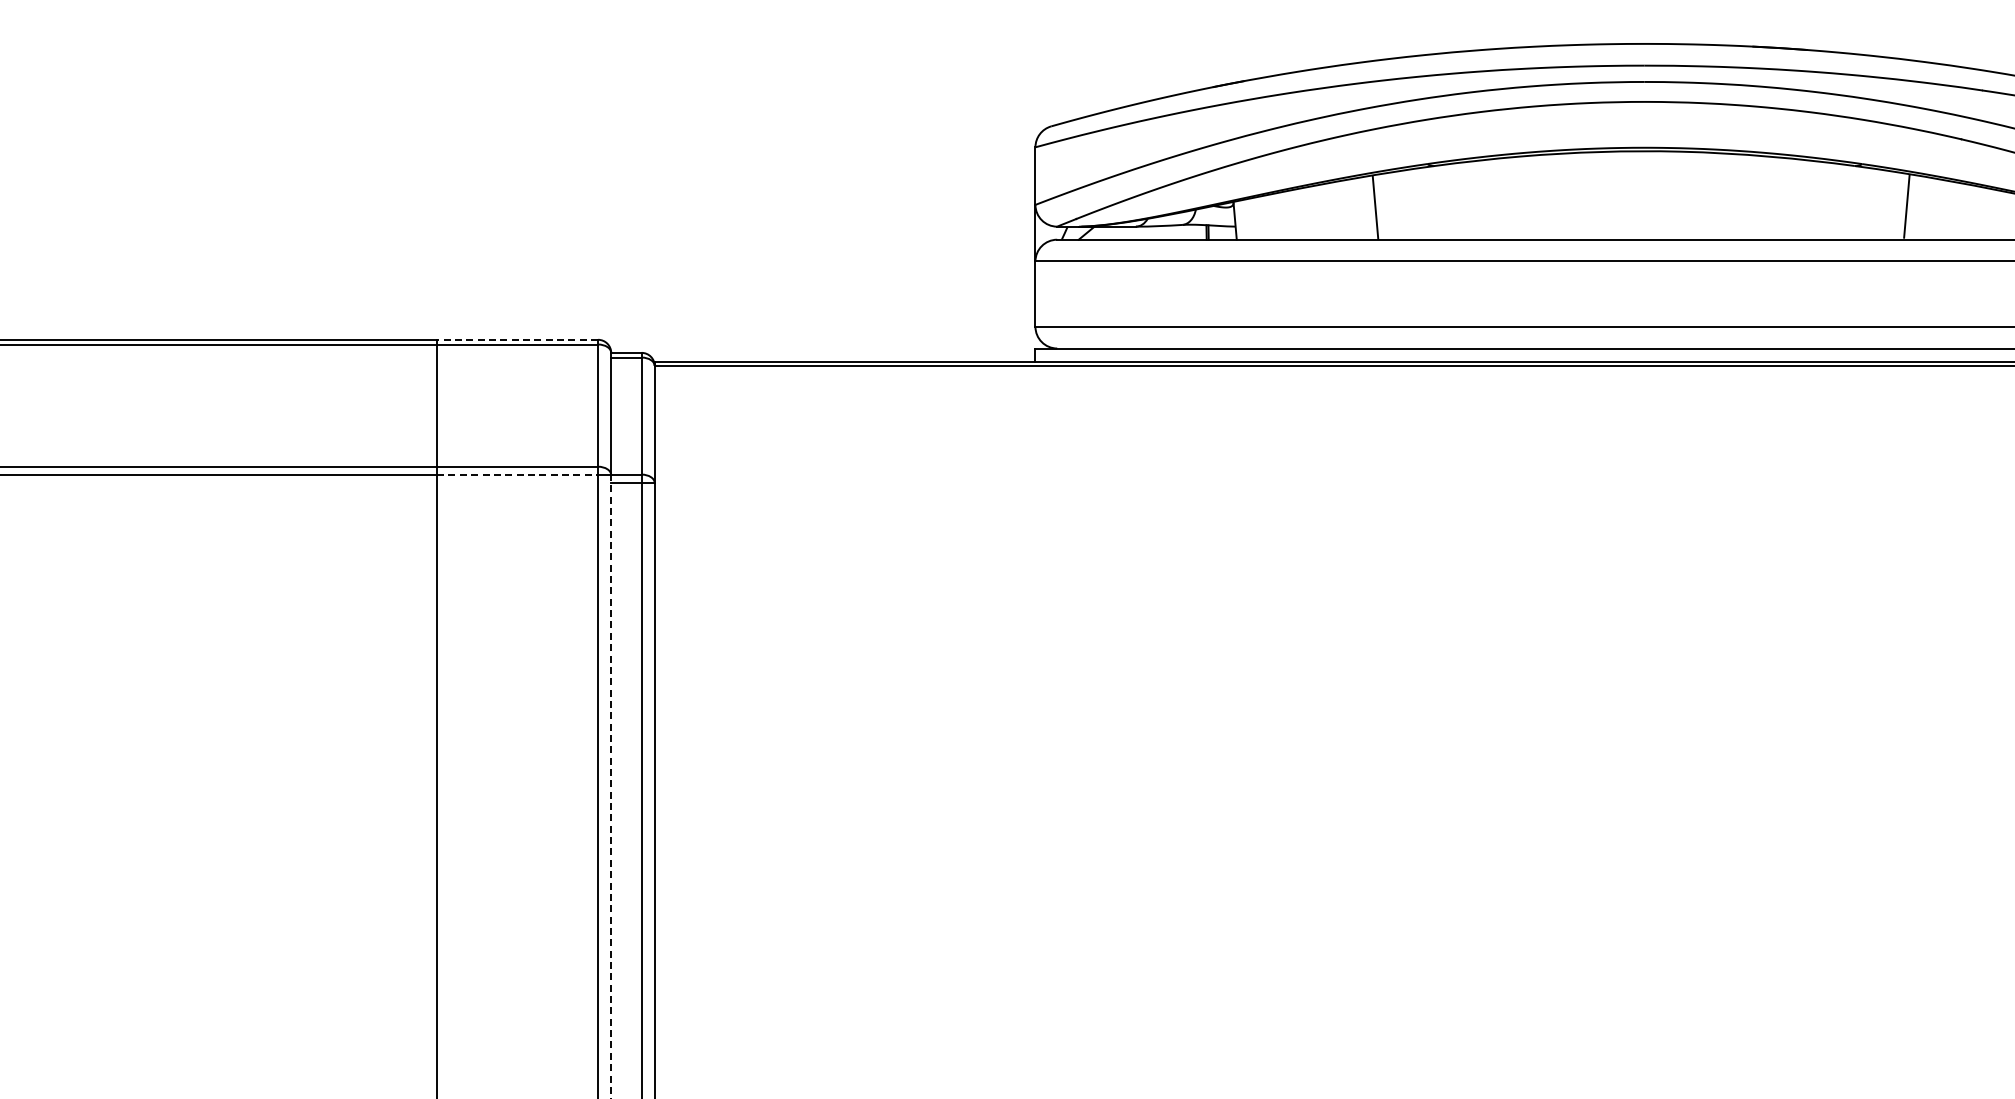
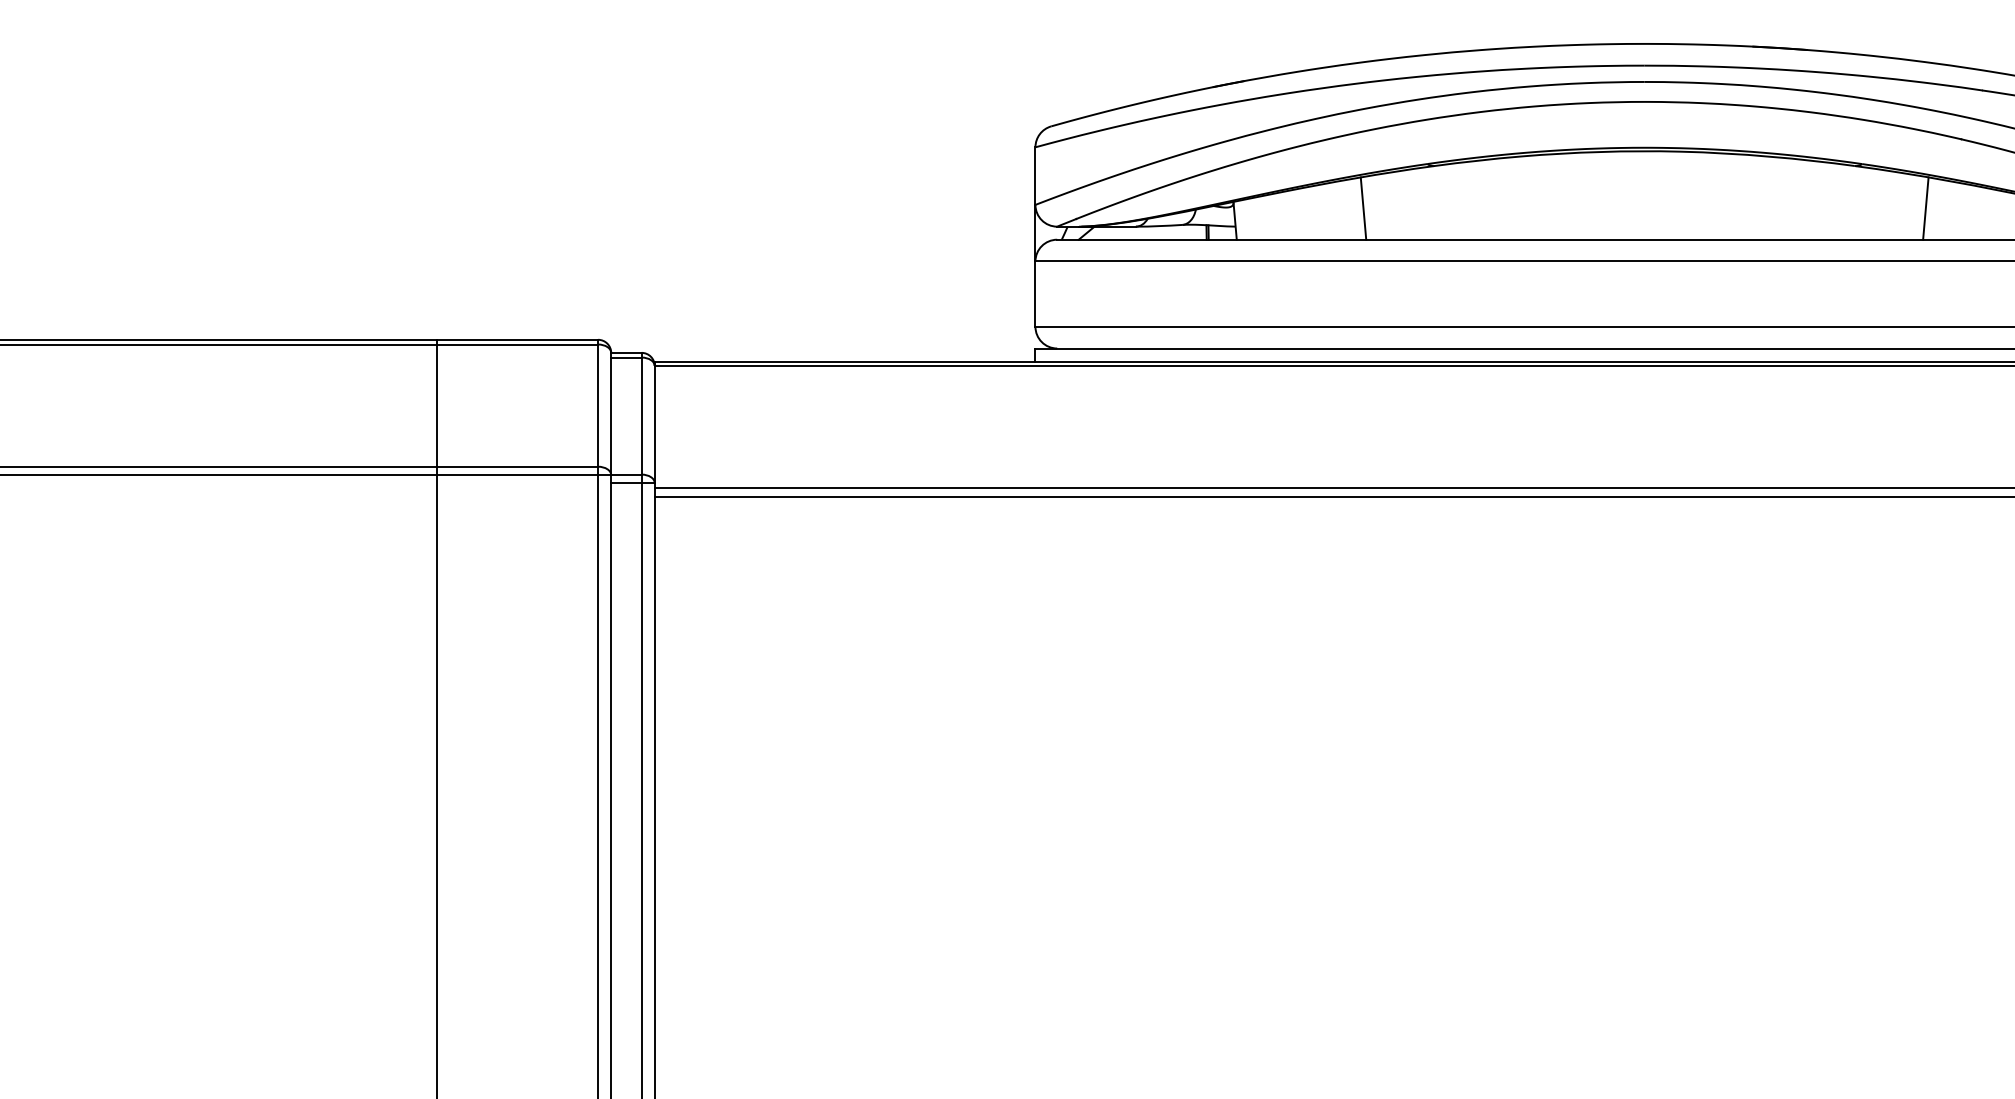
line position: (1906, 206) -> (1925, 208) (1925, 208)
line position: (1375, 207) -> (1363, 208) (1363, 208)
line: dashed -> solid (517, 339)
line: dashed -> solid (517, 475)
line: none -> present (1332, 488)
line: none -> present (1332, 496)
line: dashed -> solid (611, 786)
